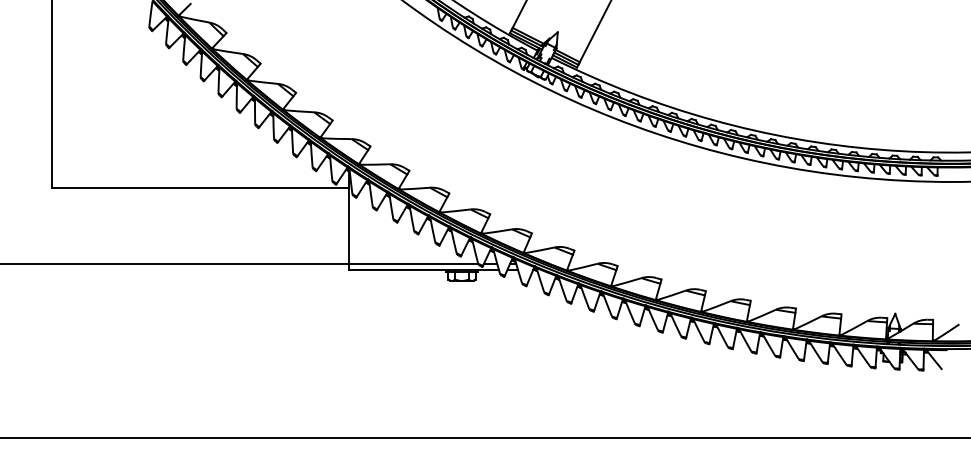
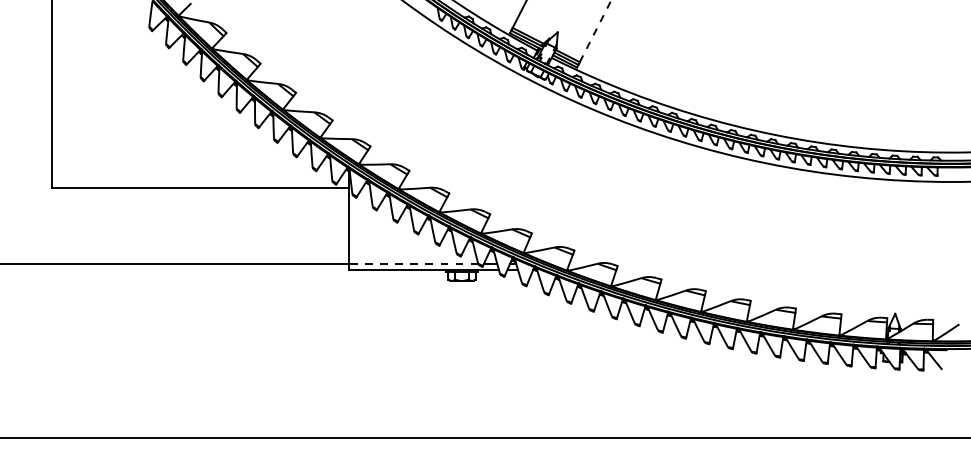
line: solid -> dashed (595, 31)
line: solid -> dashed (413, 263)
